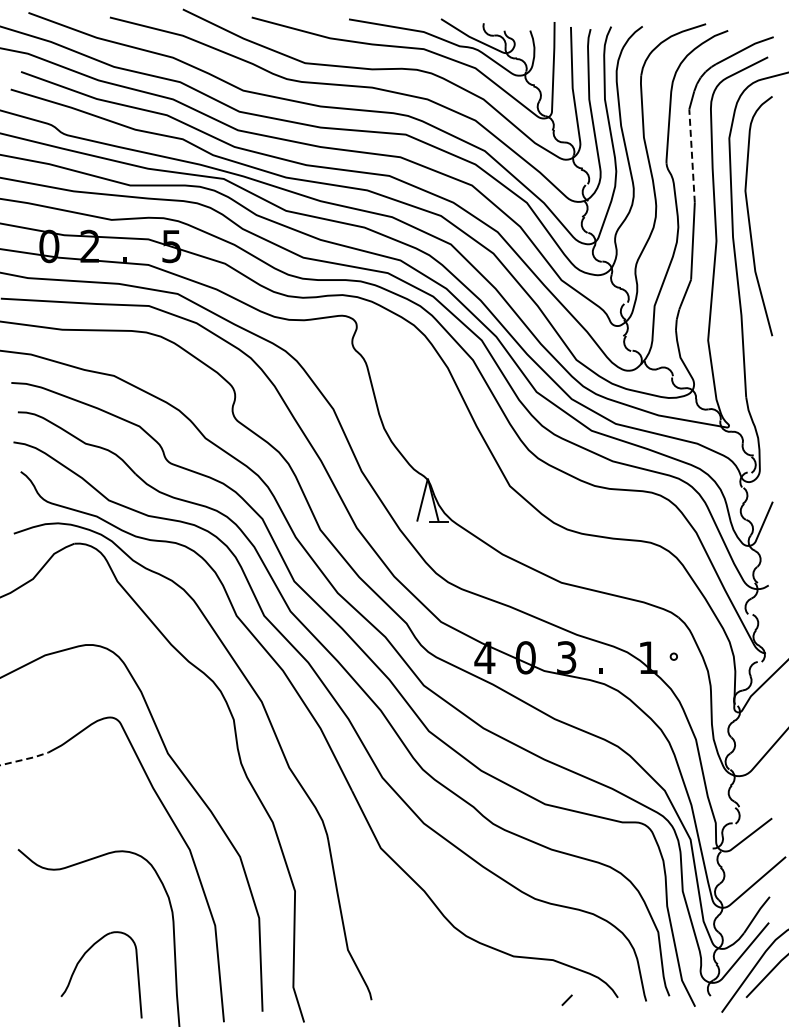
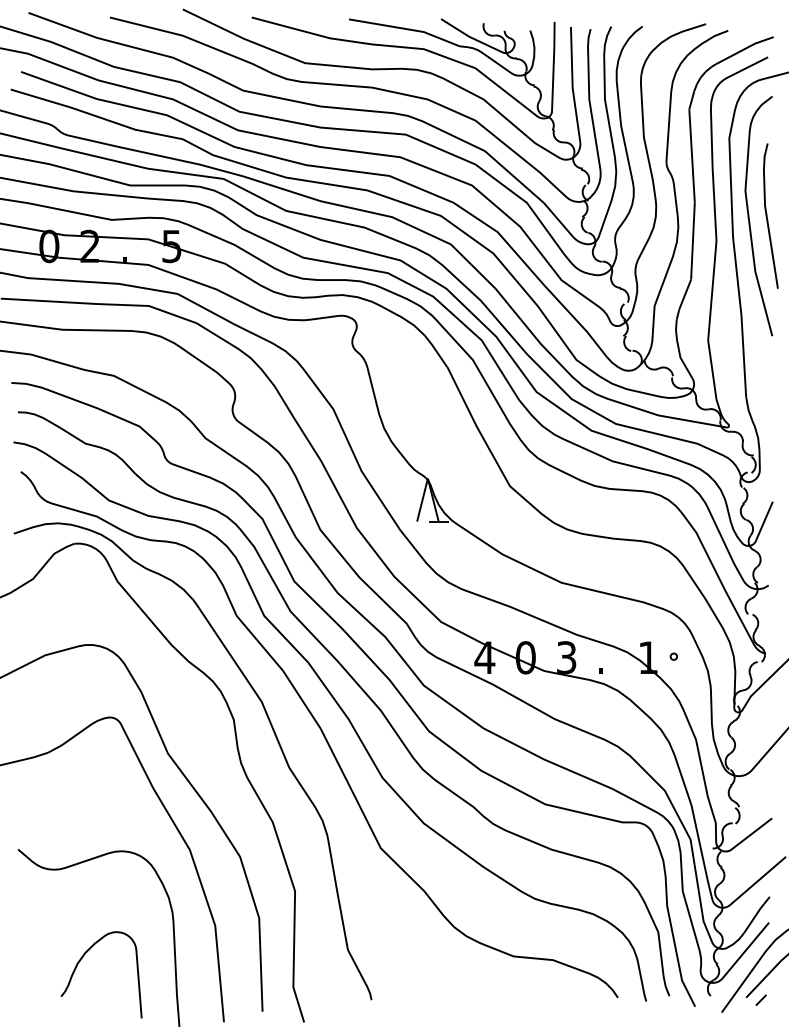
line: dashed -> solid (692, 156)
line: none -> present (767, 215)
line: dashed -> solid (26, 759)
line position: (566, 999) -> (760, 999) (760, 999)
